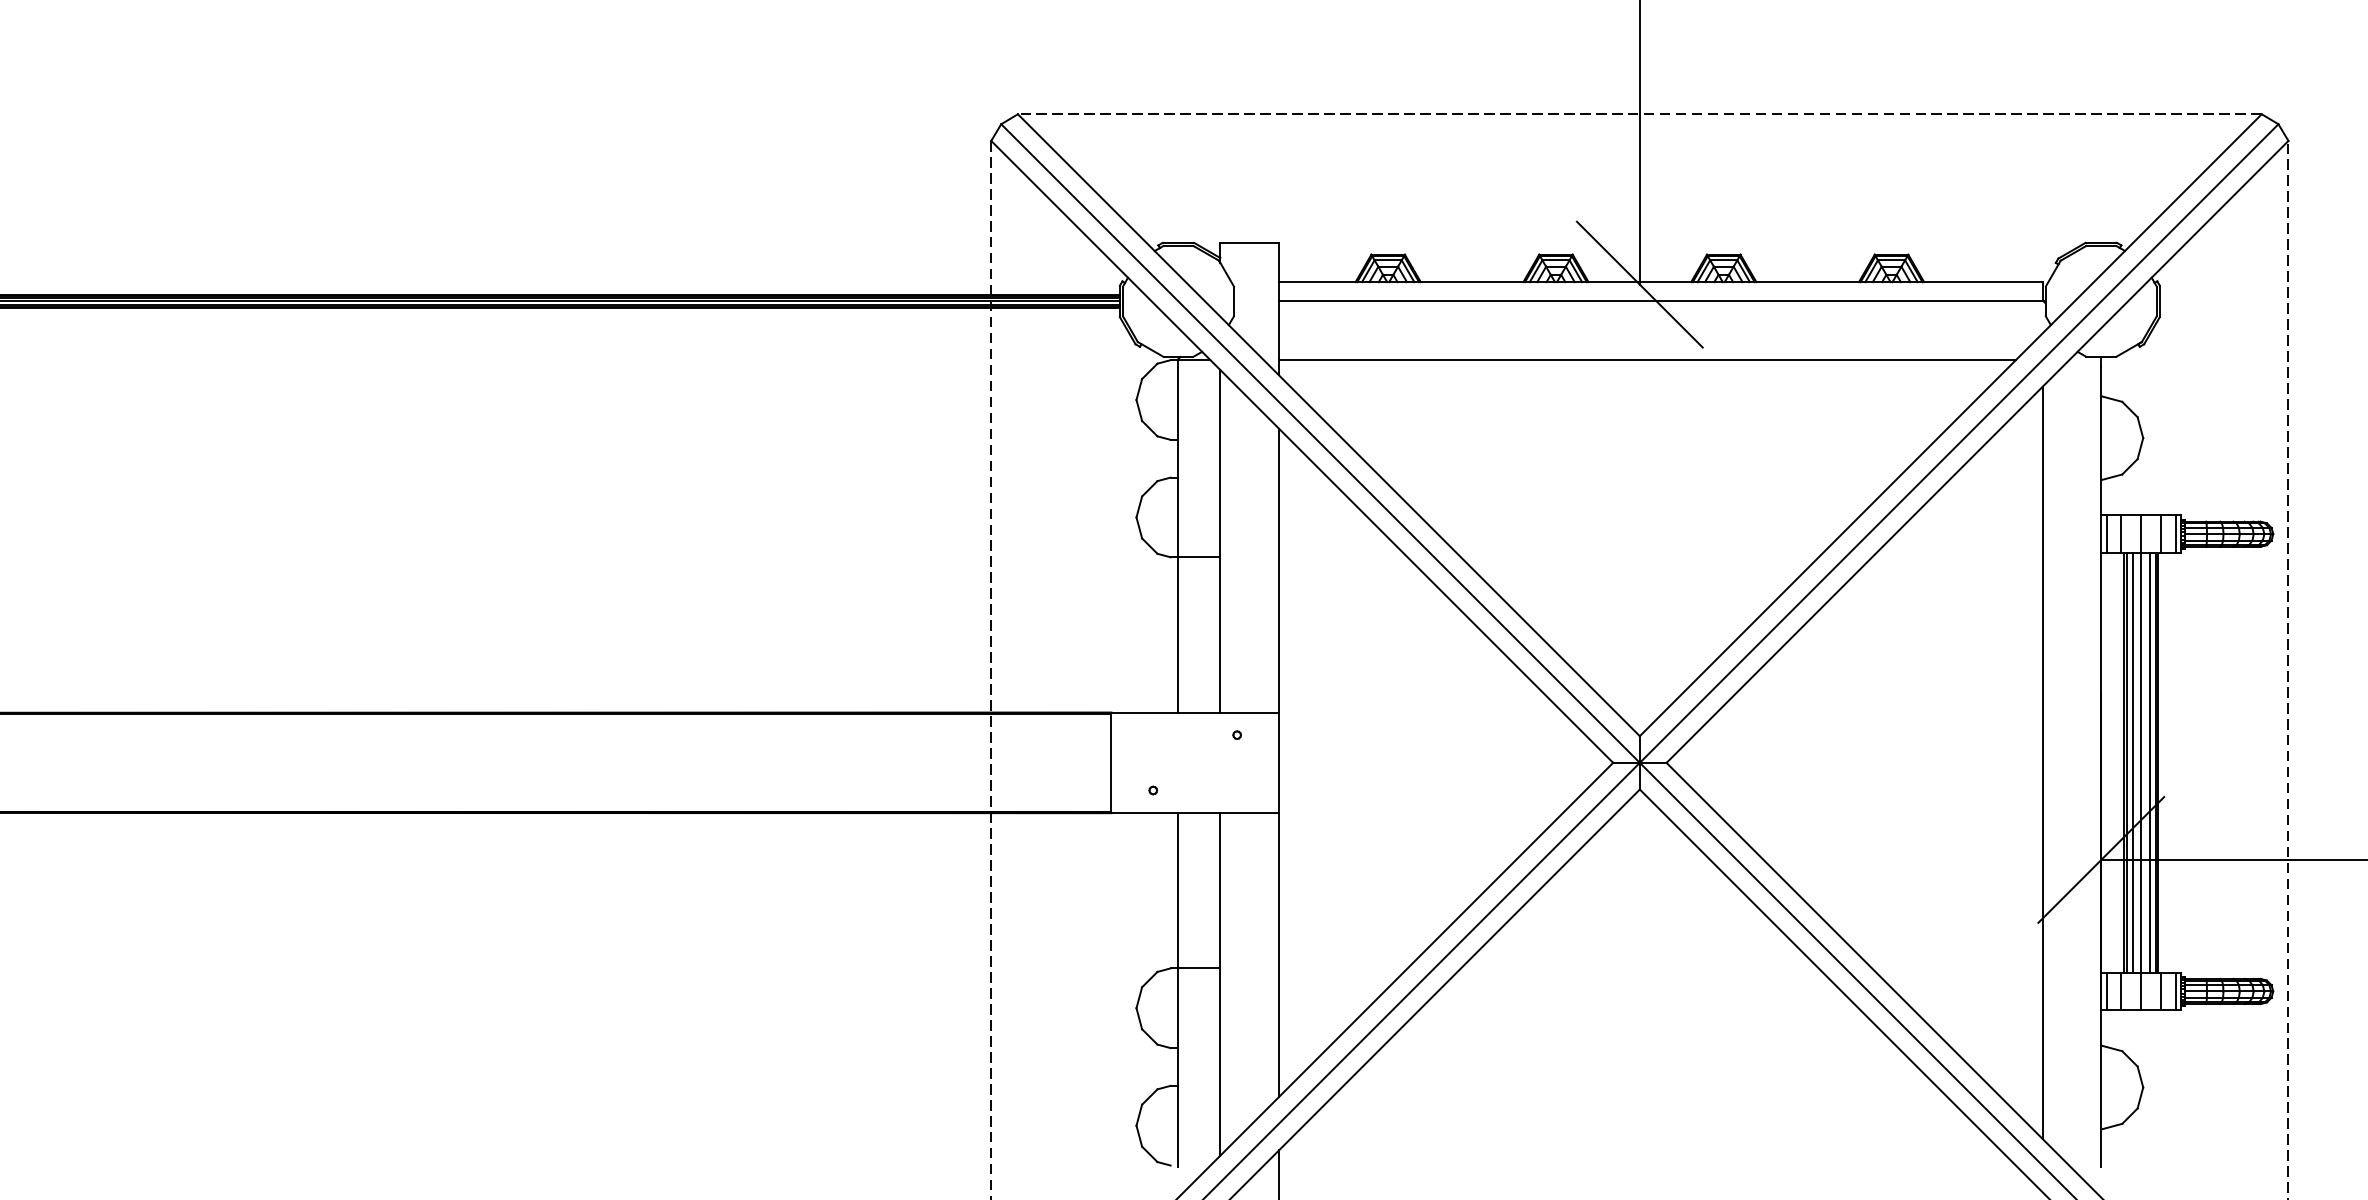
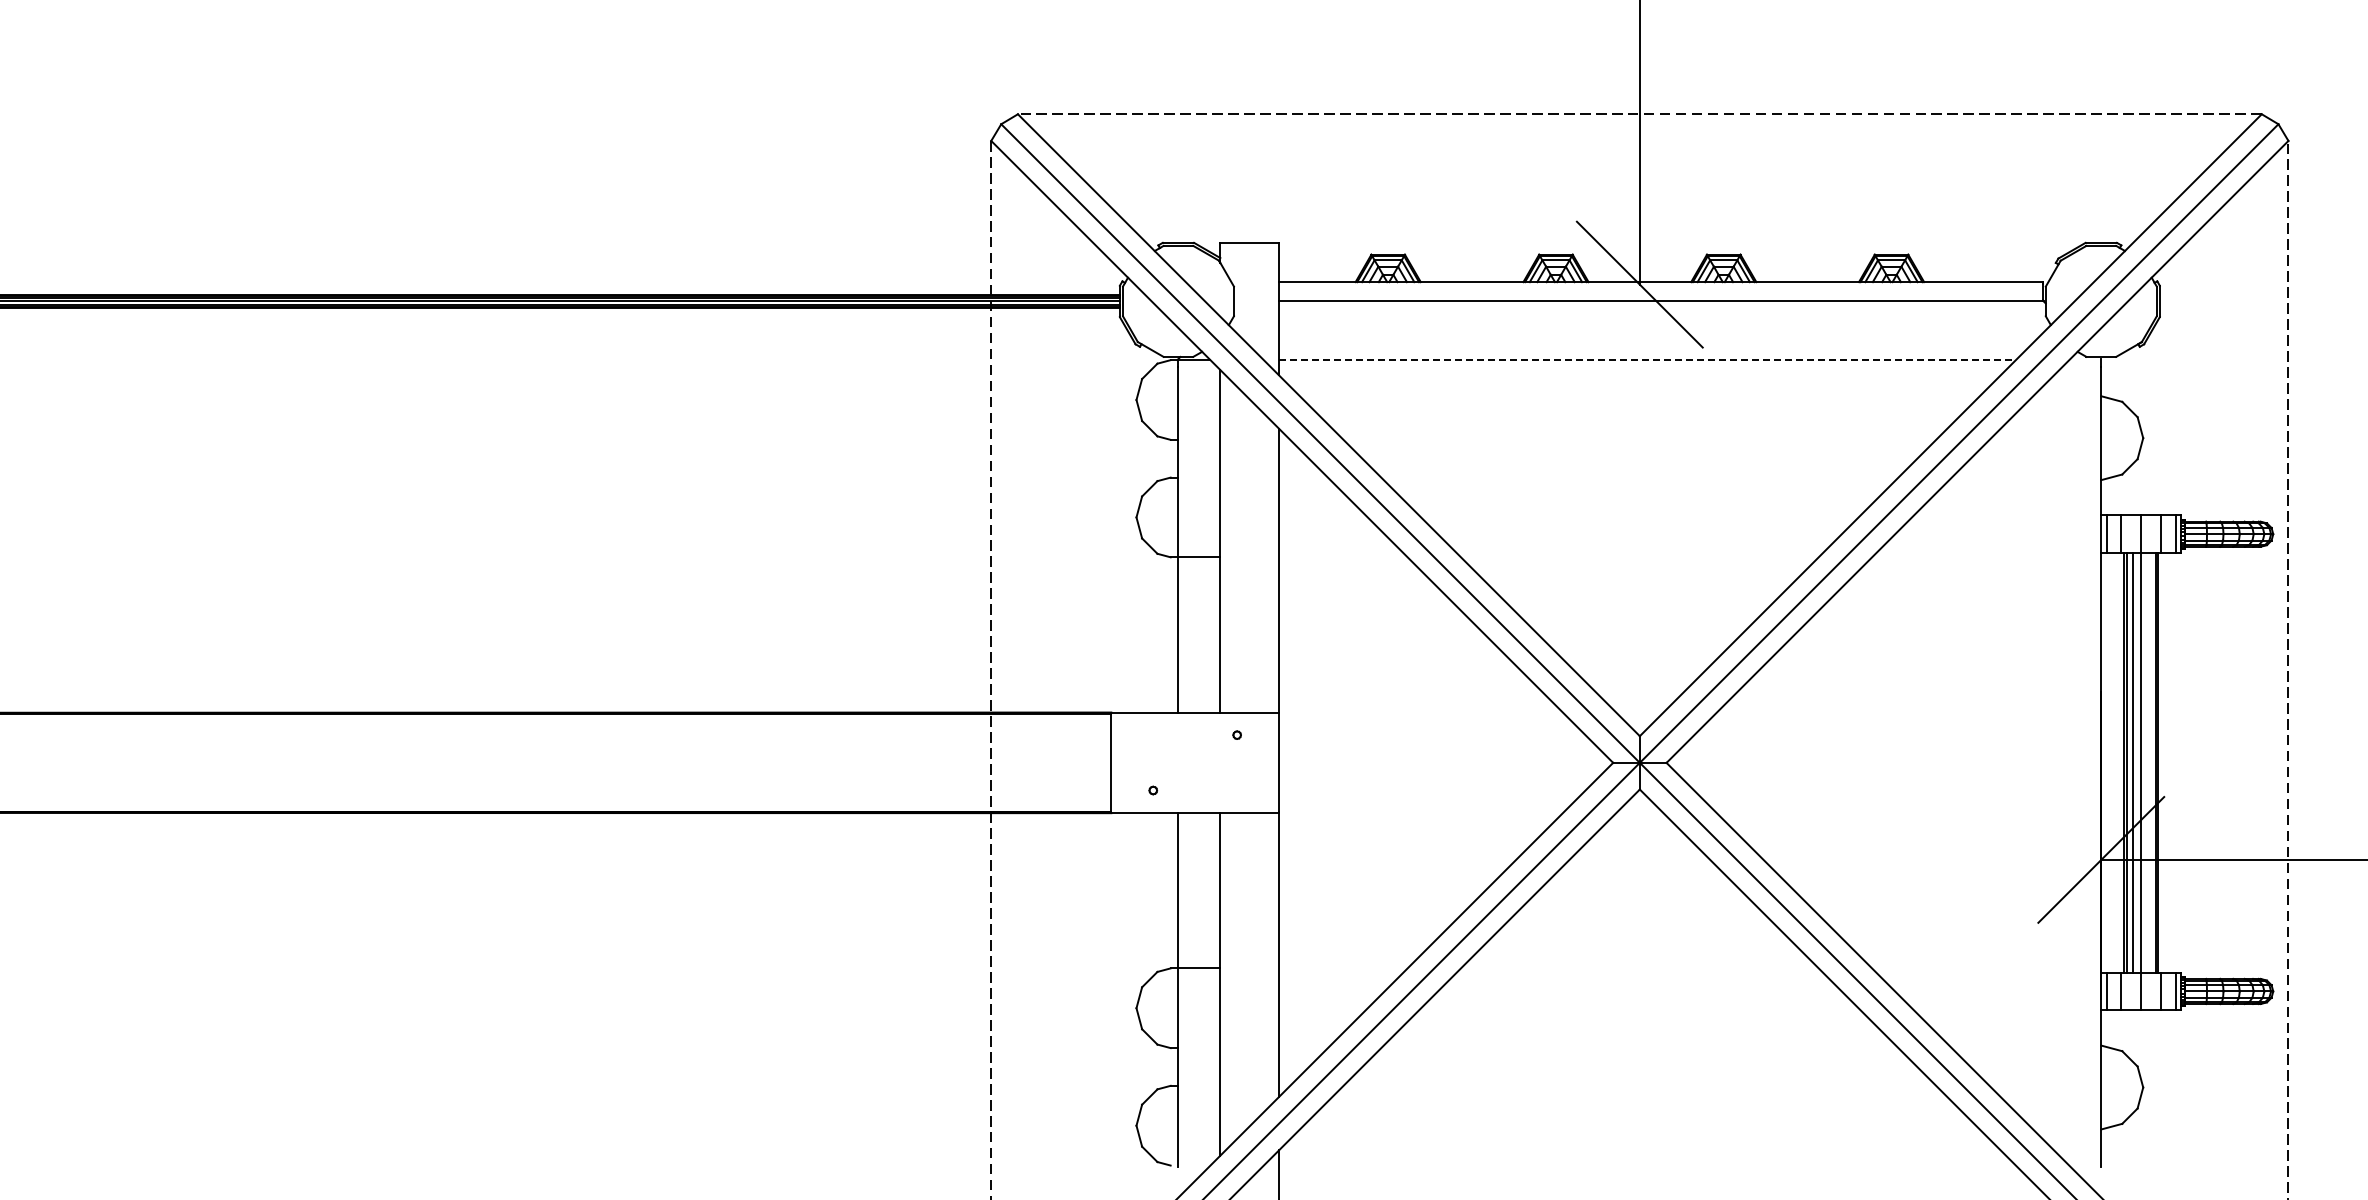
line: solid -> dashed (1647, 360)
line: present -> none (2042, 762)
line: present -> none (2149, 762)
